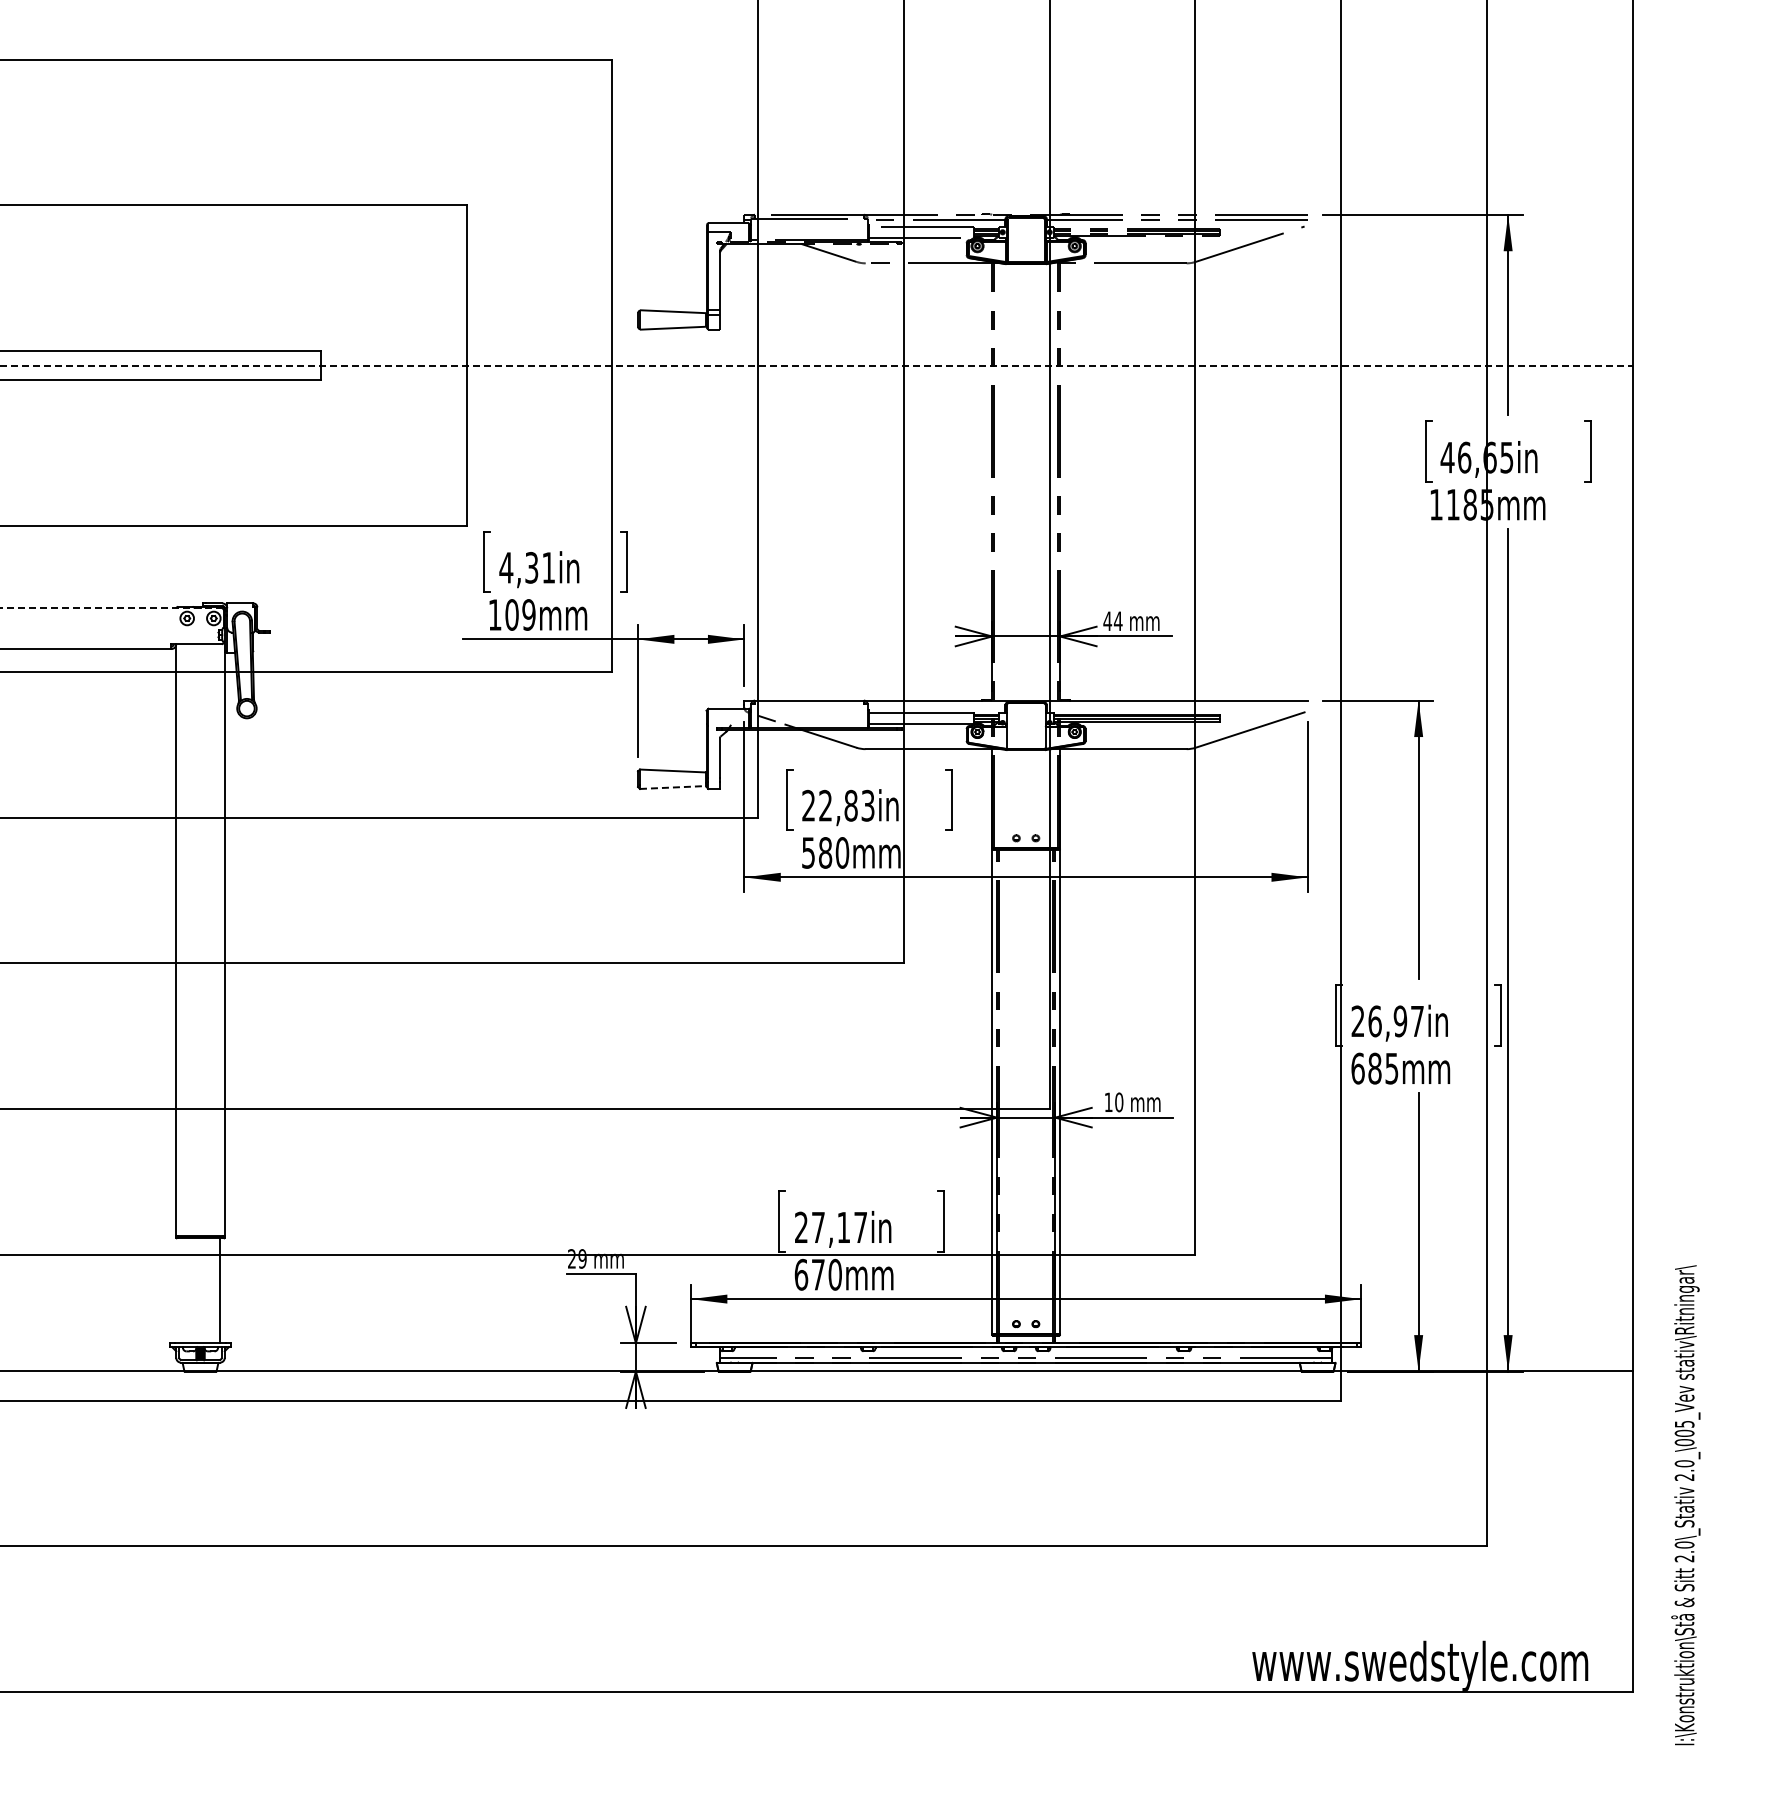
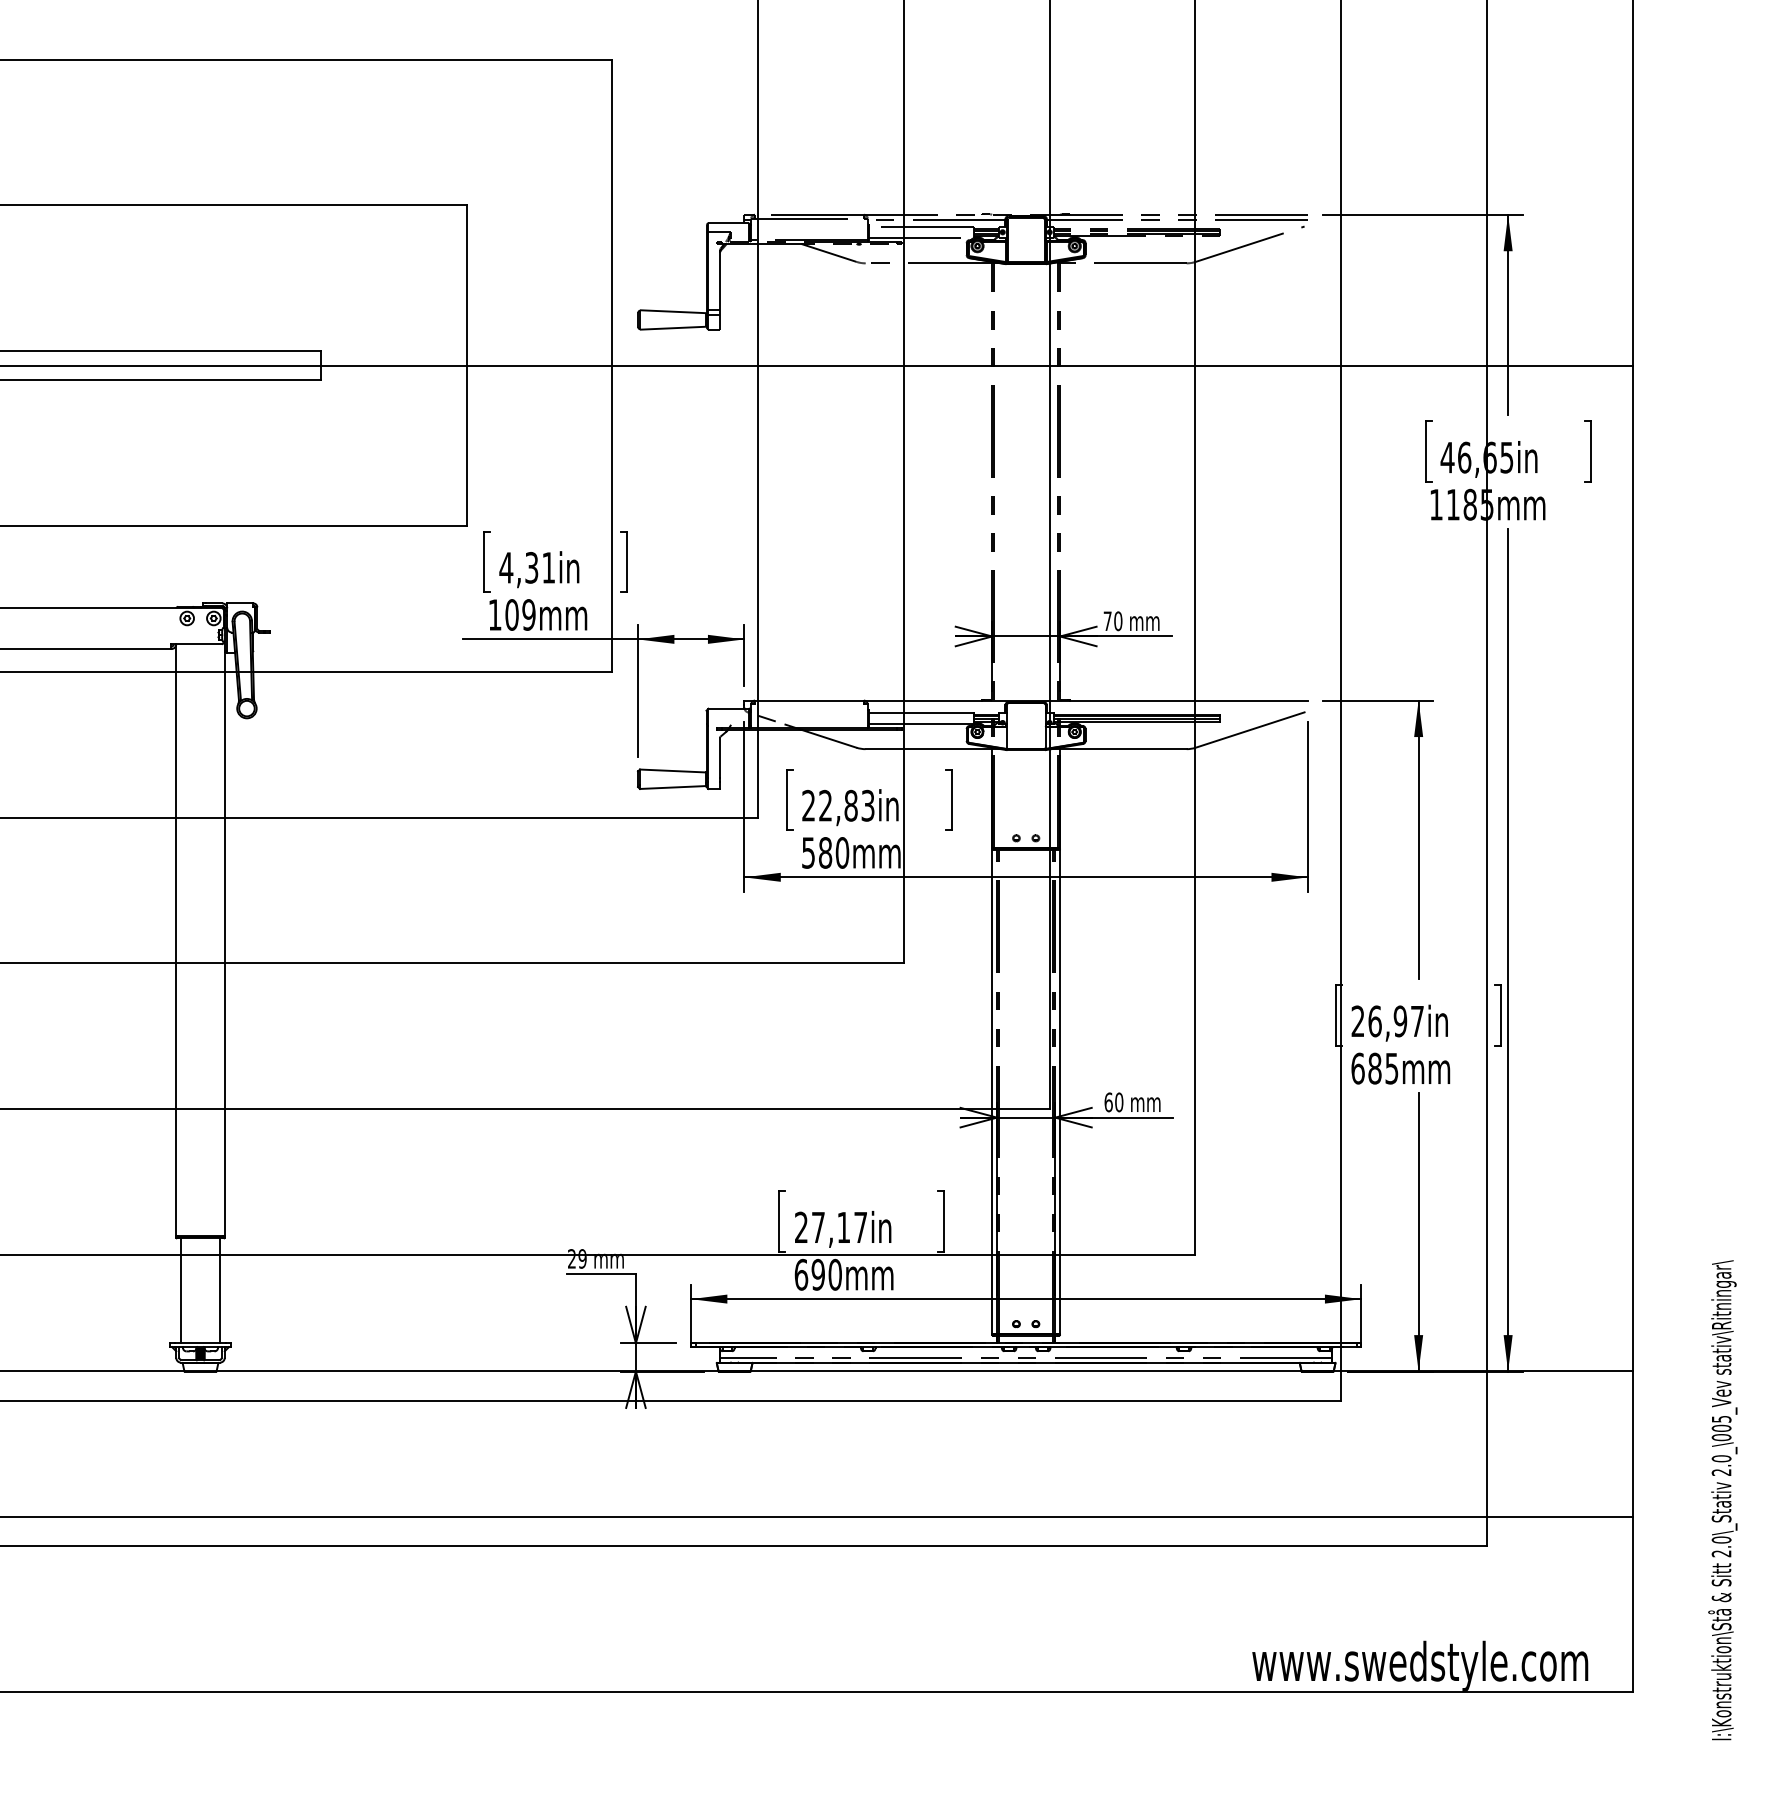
line: dashed -> solid (816, 365)
line: dashed -> solid (110, 608)
text: 44 -> 70 (1112, 621)
line: dashed -> solid (673, 787)
text: 10 -> 60 (1108, 1102)
text: 670mm -> 690mm (817, 1274)
line: none -> present (181, 1290)
text position: (1685, 1505) -> (1722, 1500) (1722, 1500)
line: none -> present (817, 1517)
